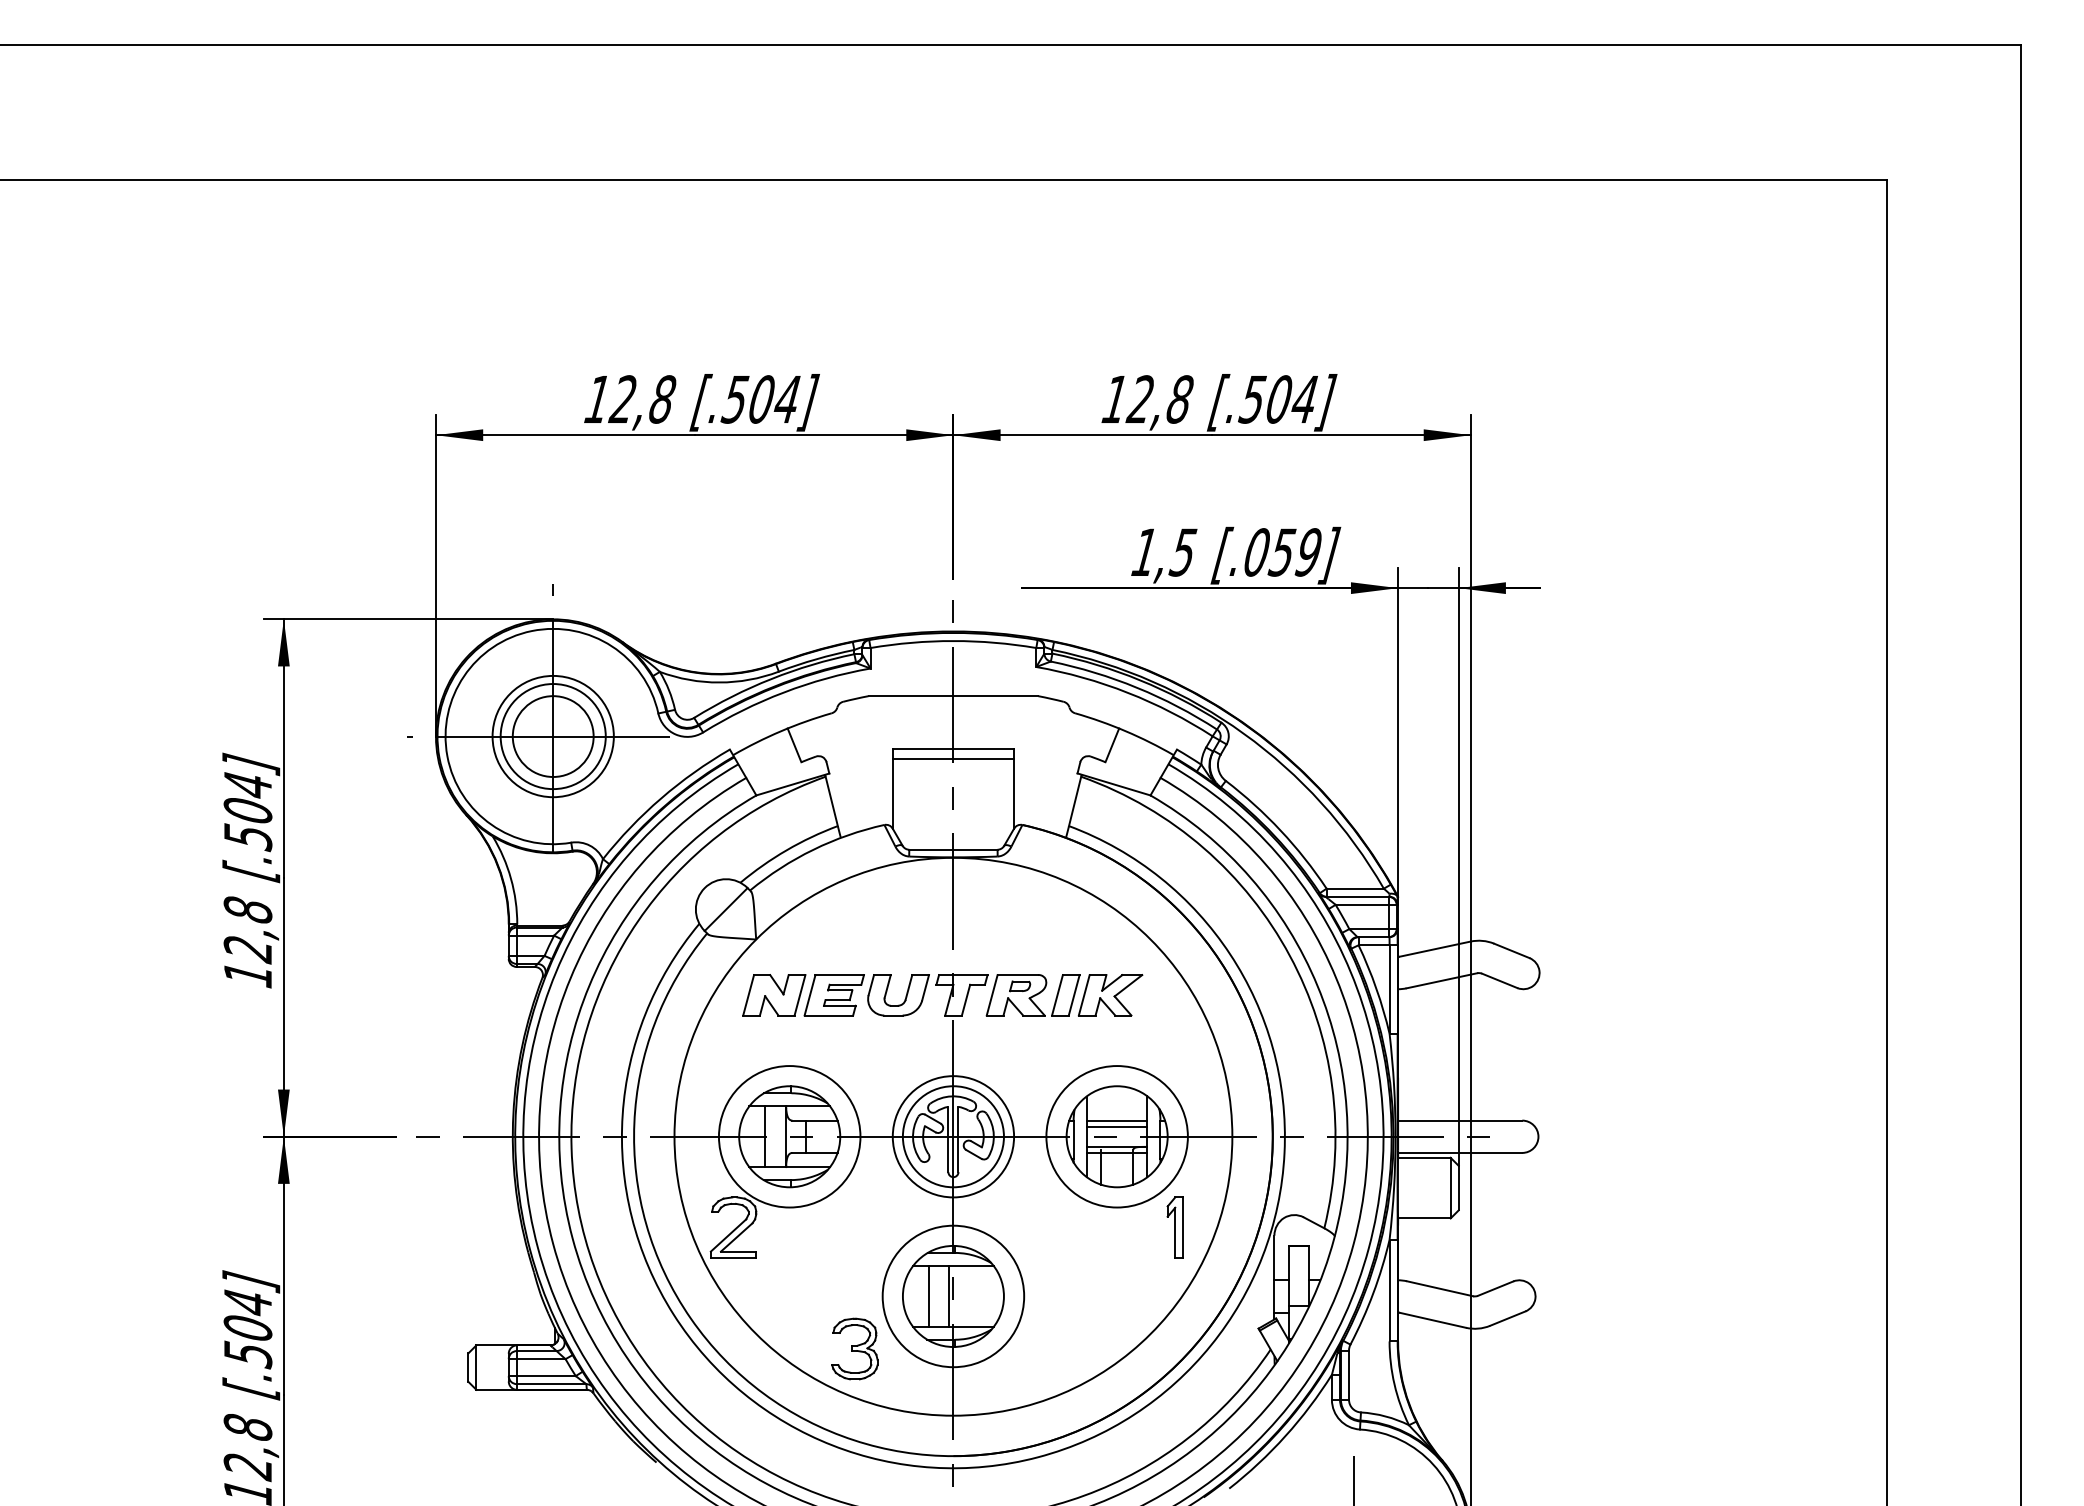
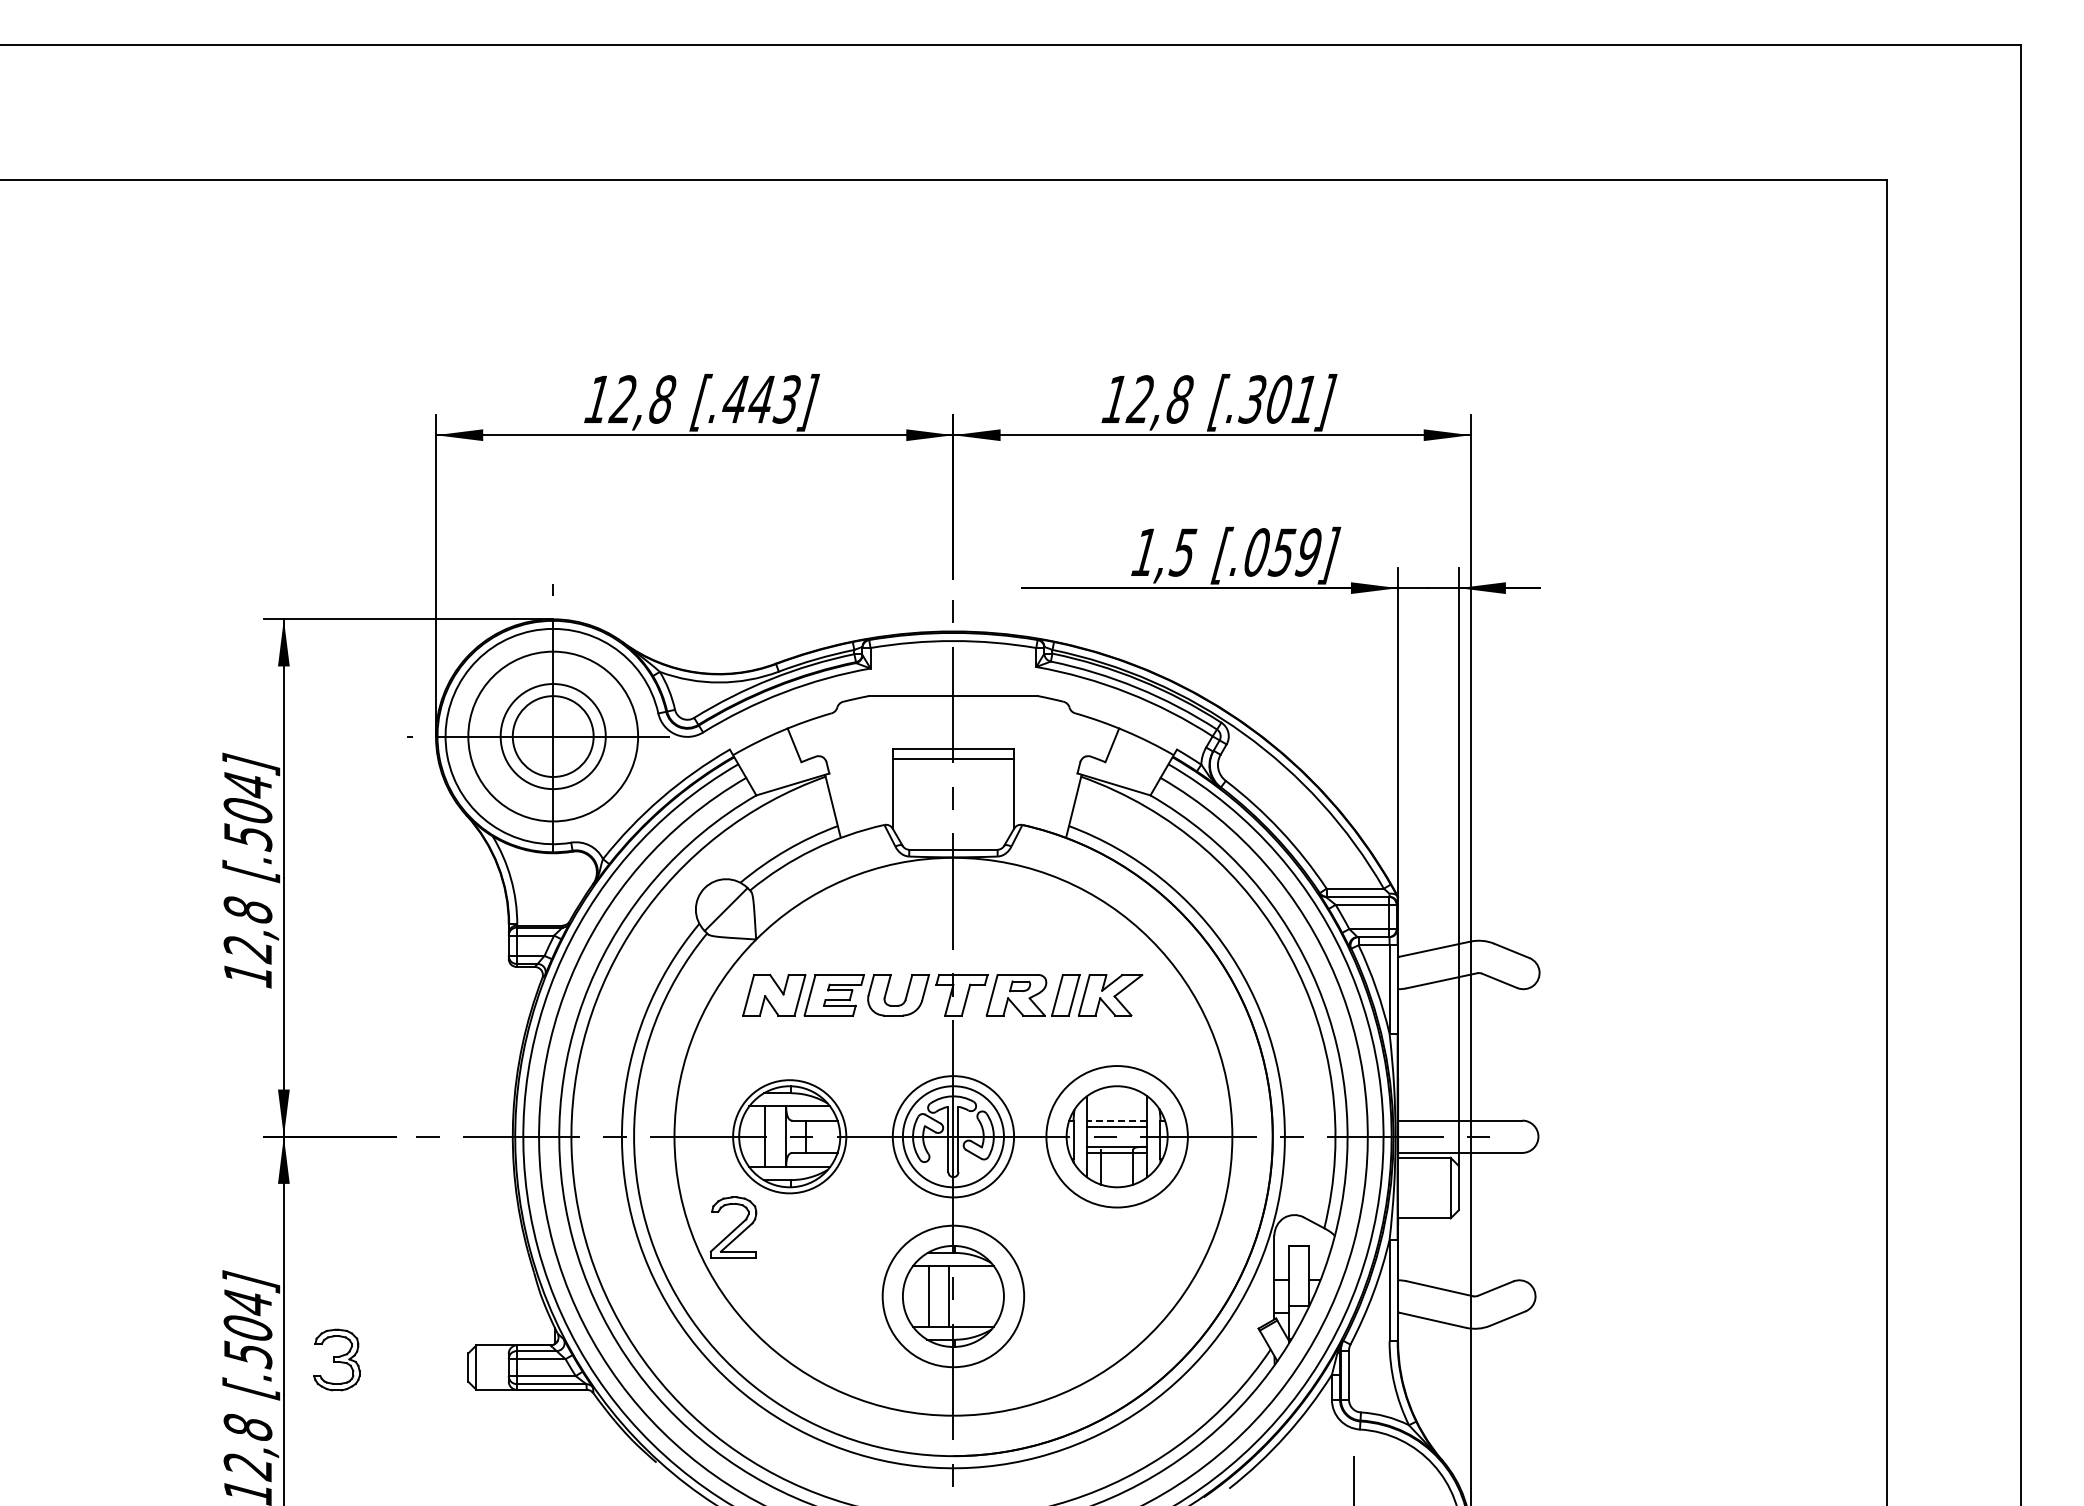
text: [.504] -> [.443] (760, 399)
text: [.504] -> [.301] (1277, 399)
circle diameter: 121 px -> 170 px (553, 736)
line: solid -> dashed (1116, 1120)
circle diameter: 141 px -> 113 px (789, 1136)
part: present -> none (1174, 1227)
part position: (854, 1348) -> (336, 1359) (336, 1359)
